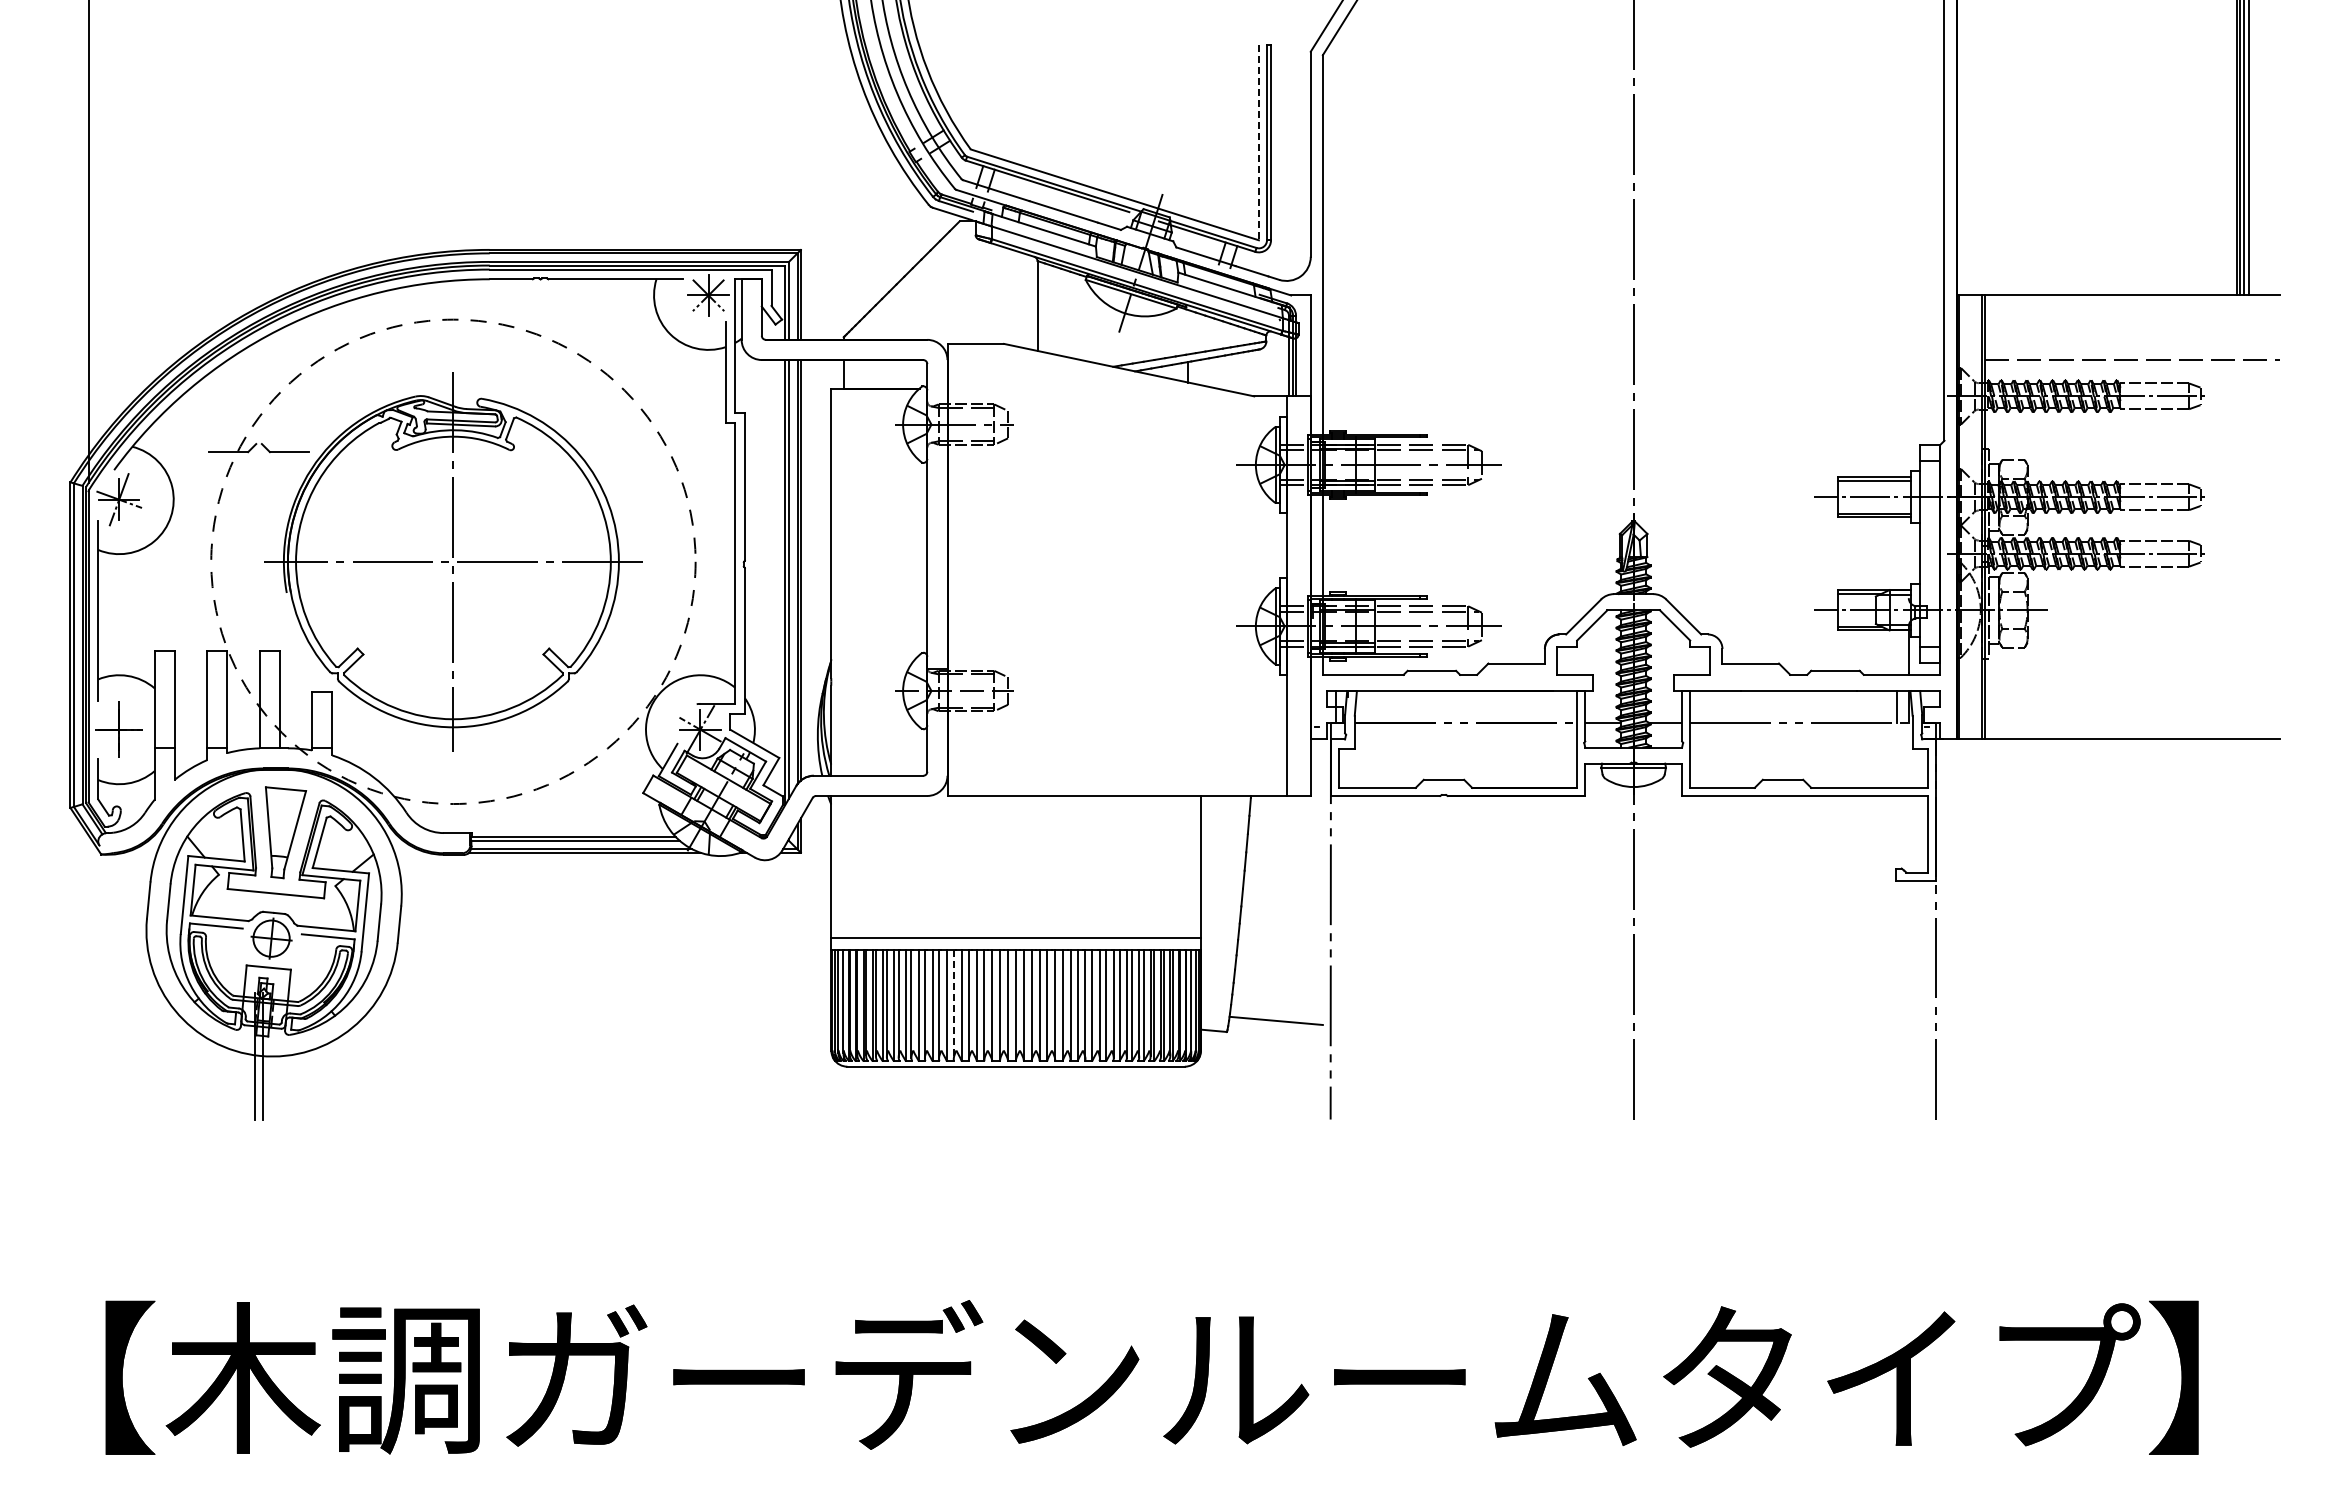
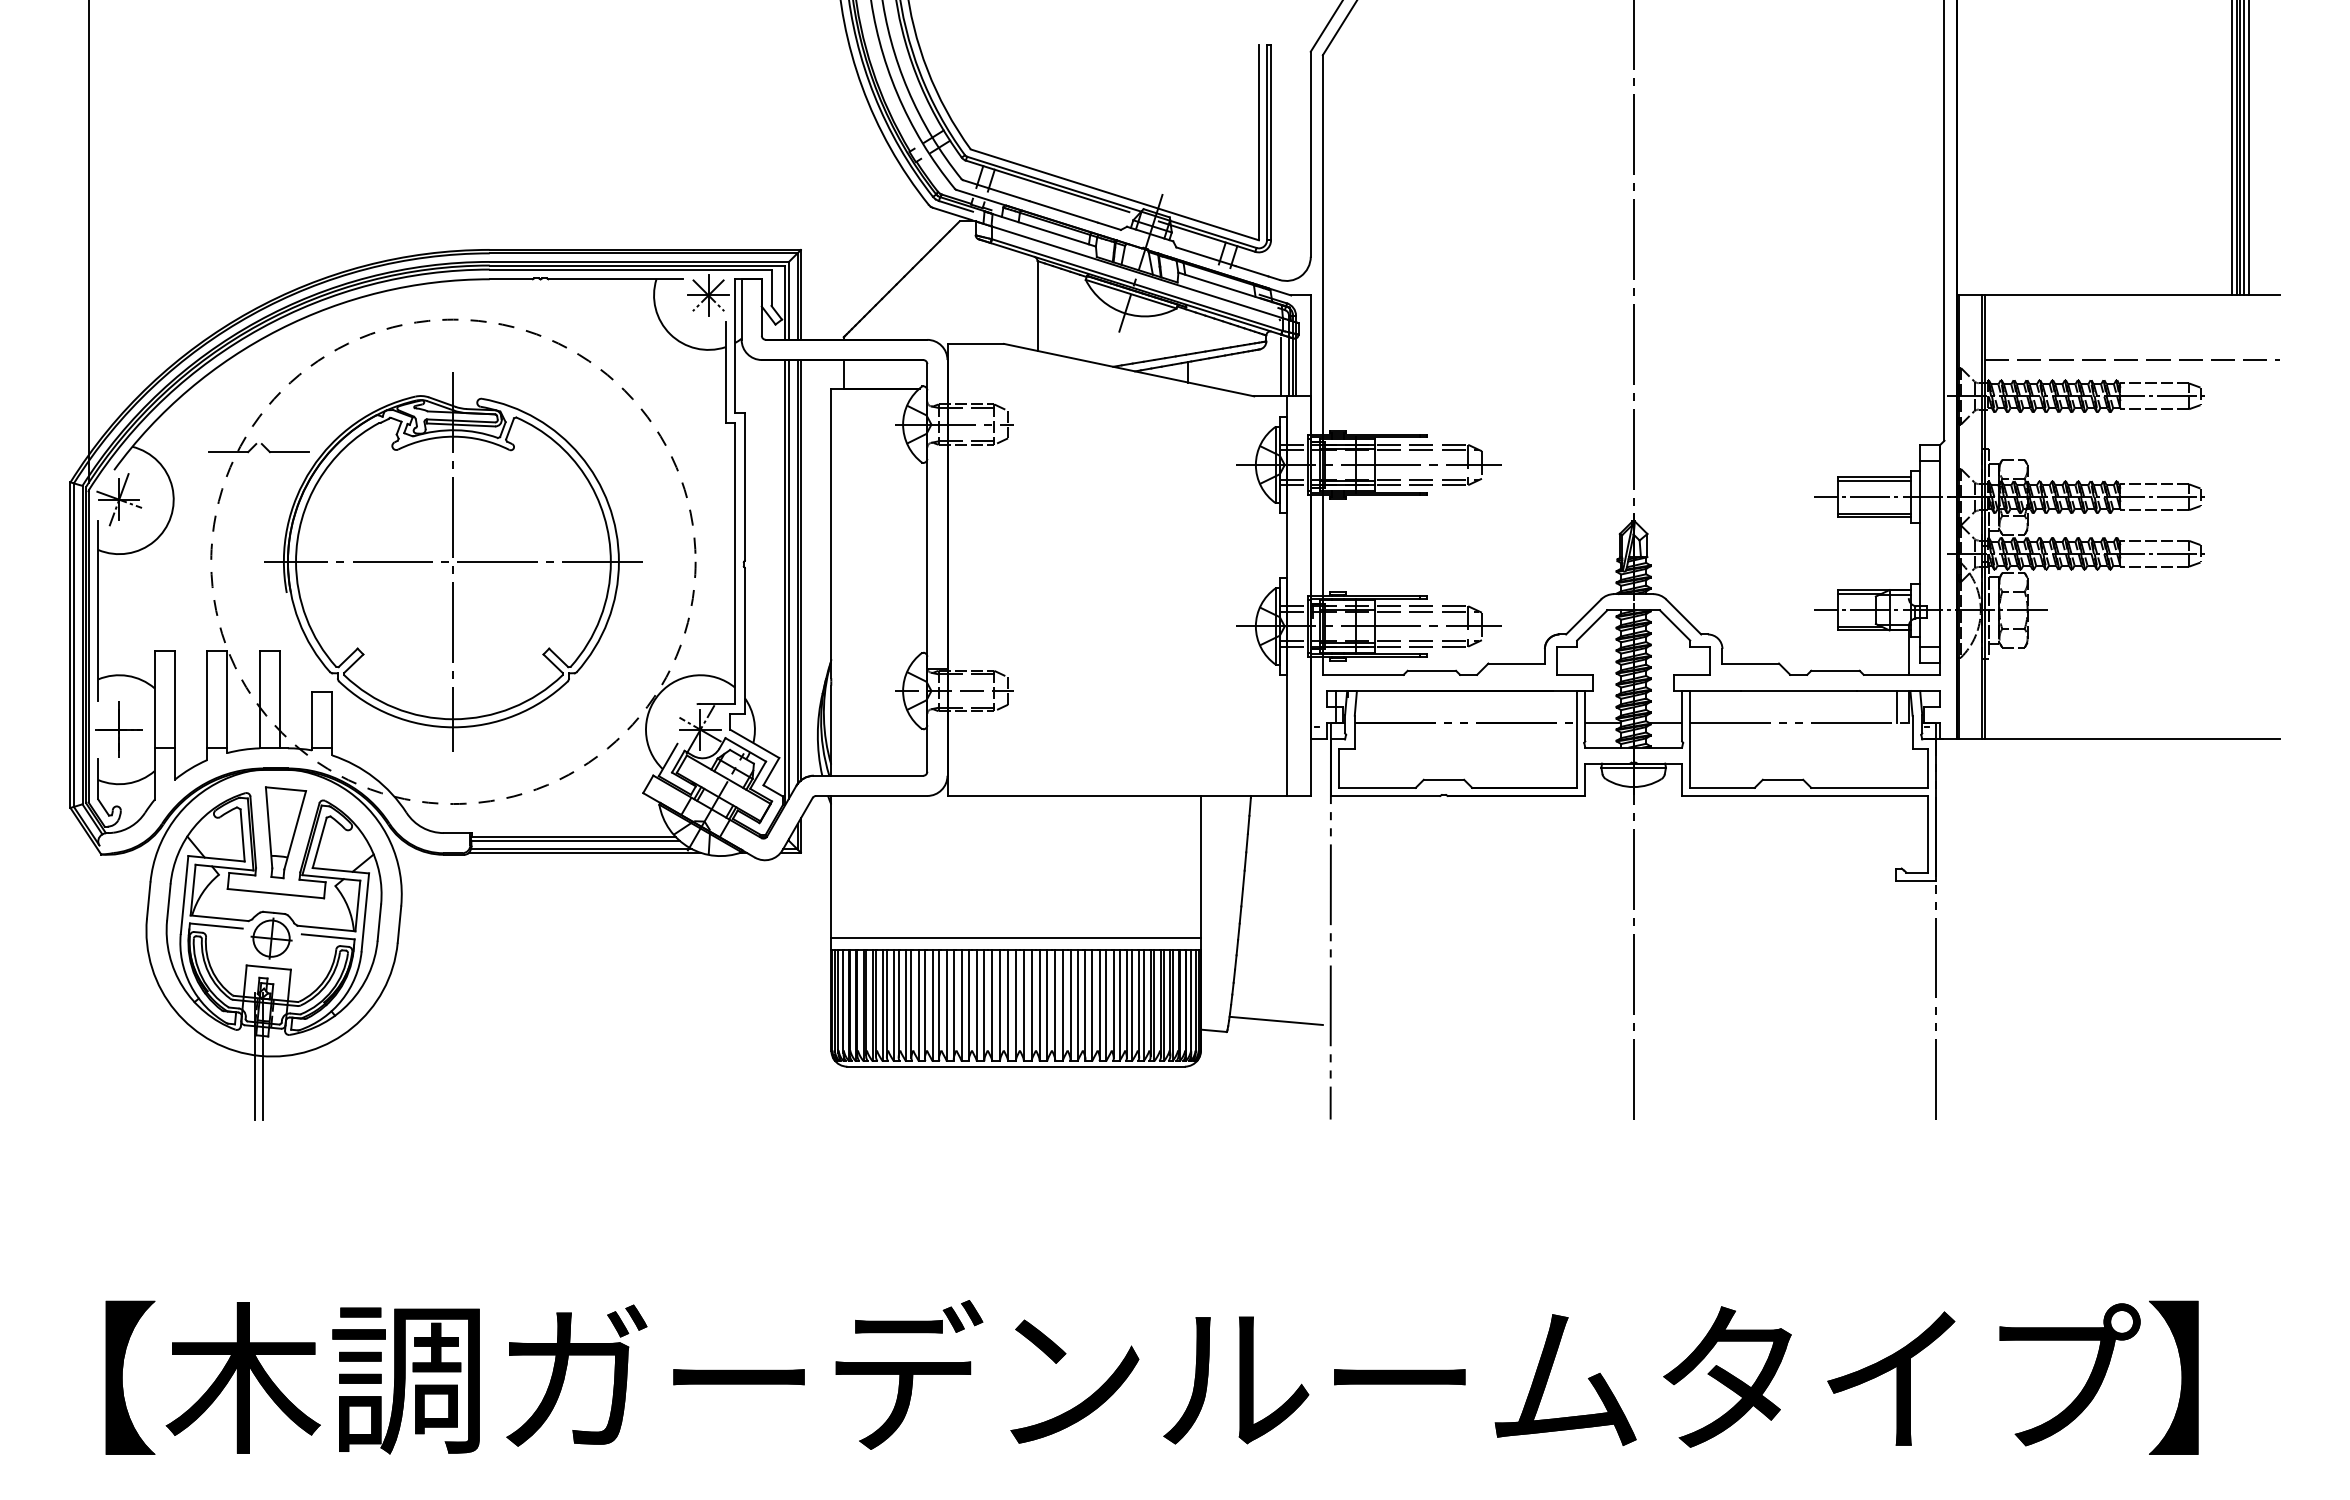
line: dashed -> solid (1258, 142)
line: none -> present (2231, 148)
line: none -> present (1280, 367)
line: dashed -> solid (953, 1004)
